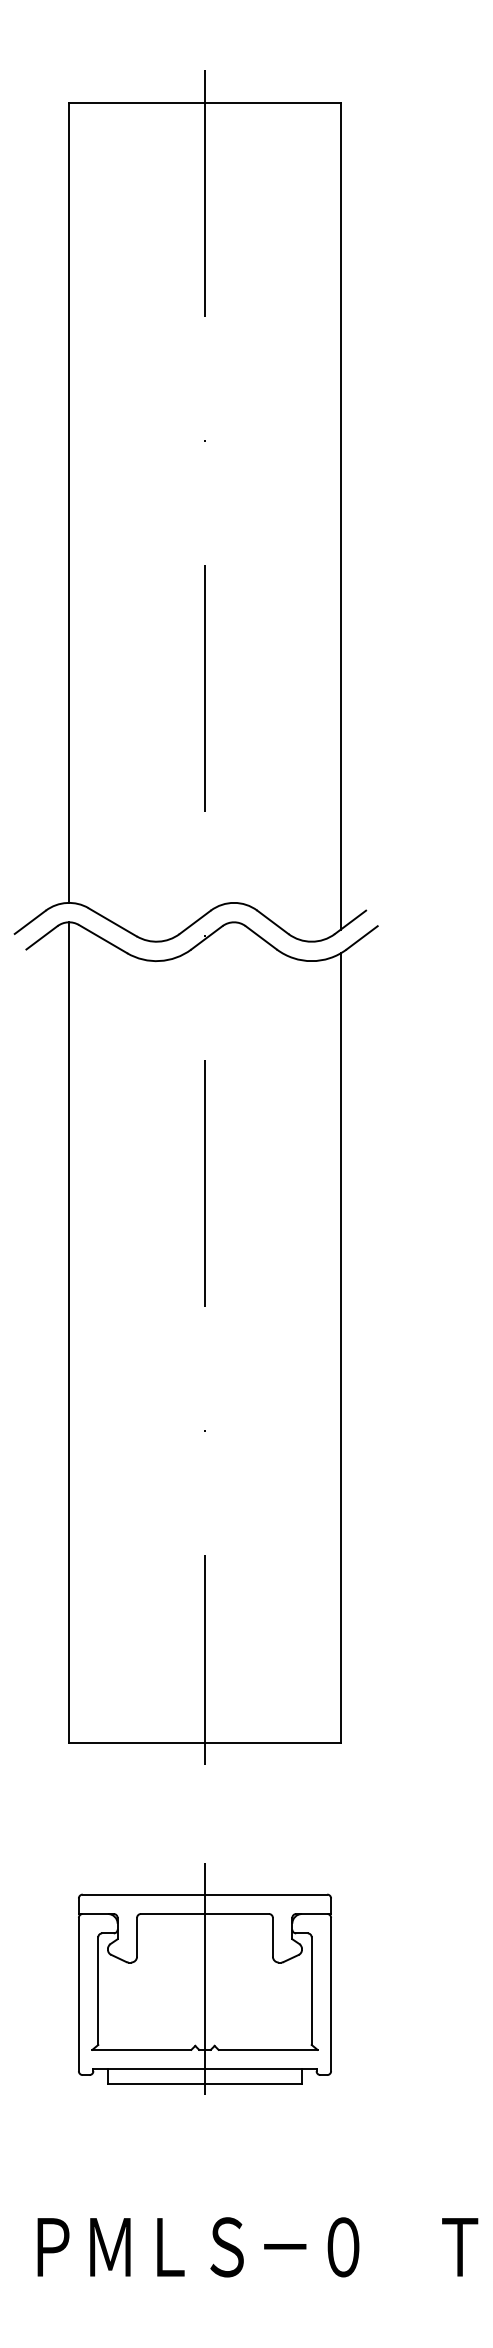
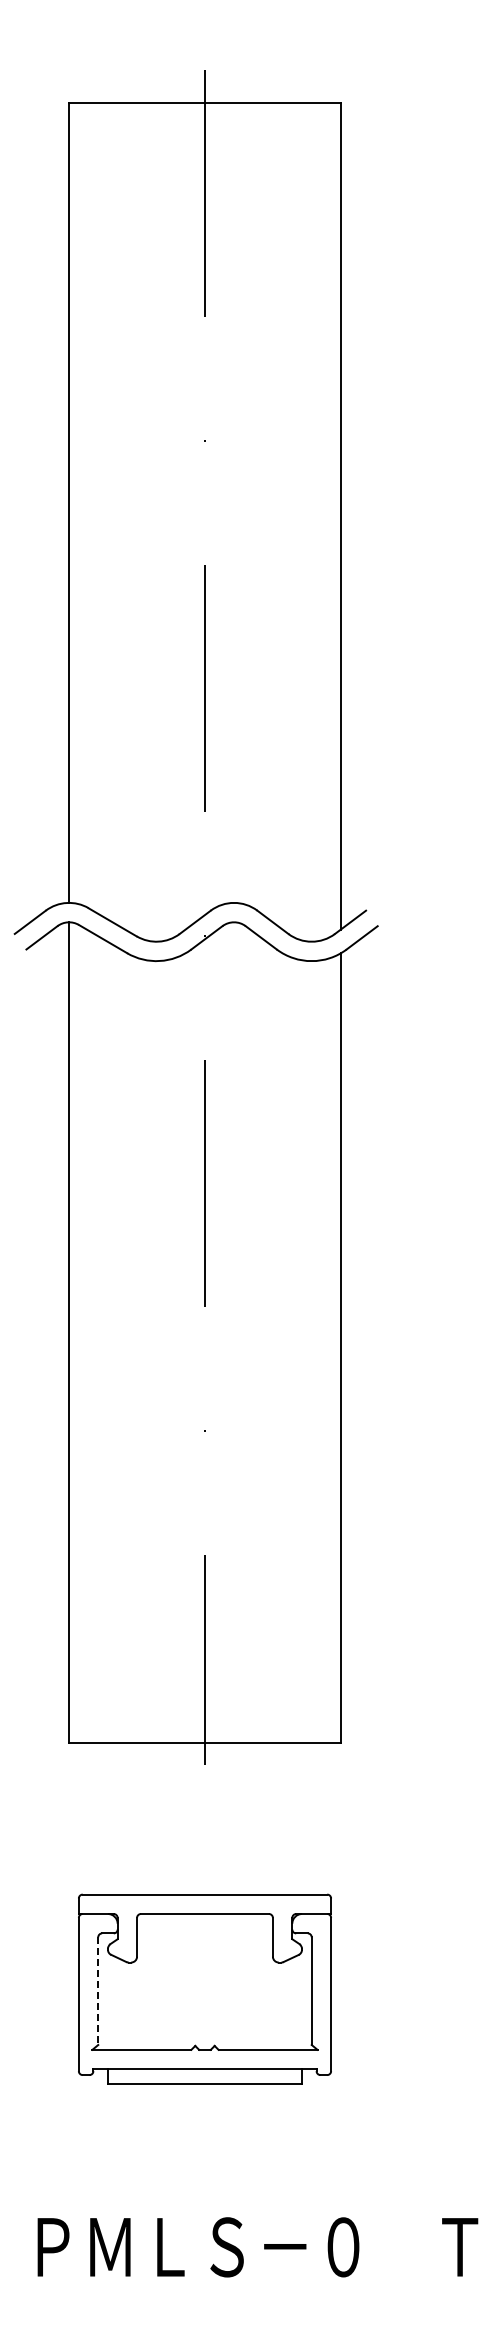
line: present -> none (204, 1978)
line: solid -> dashed (98, 1991)
